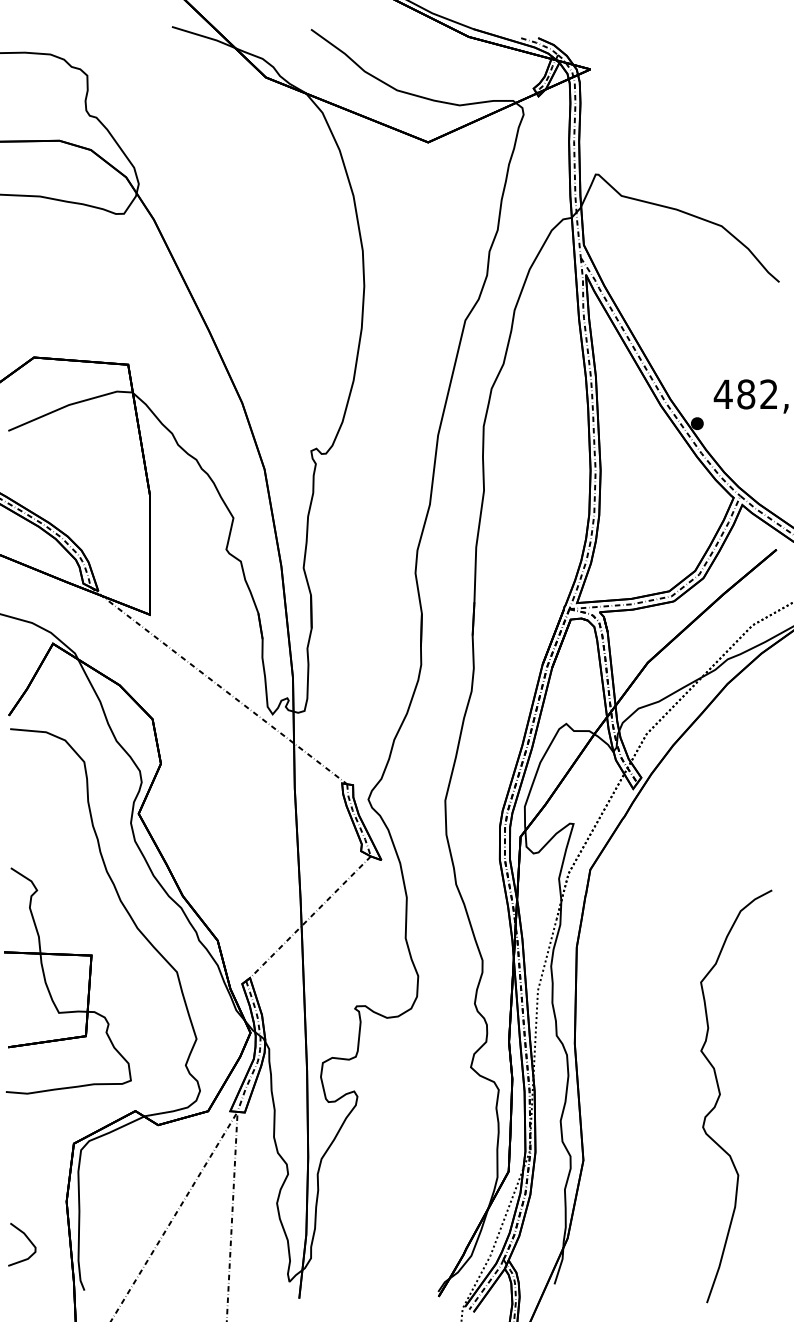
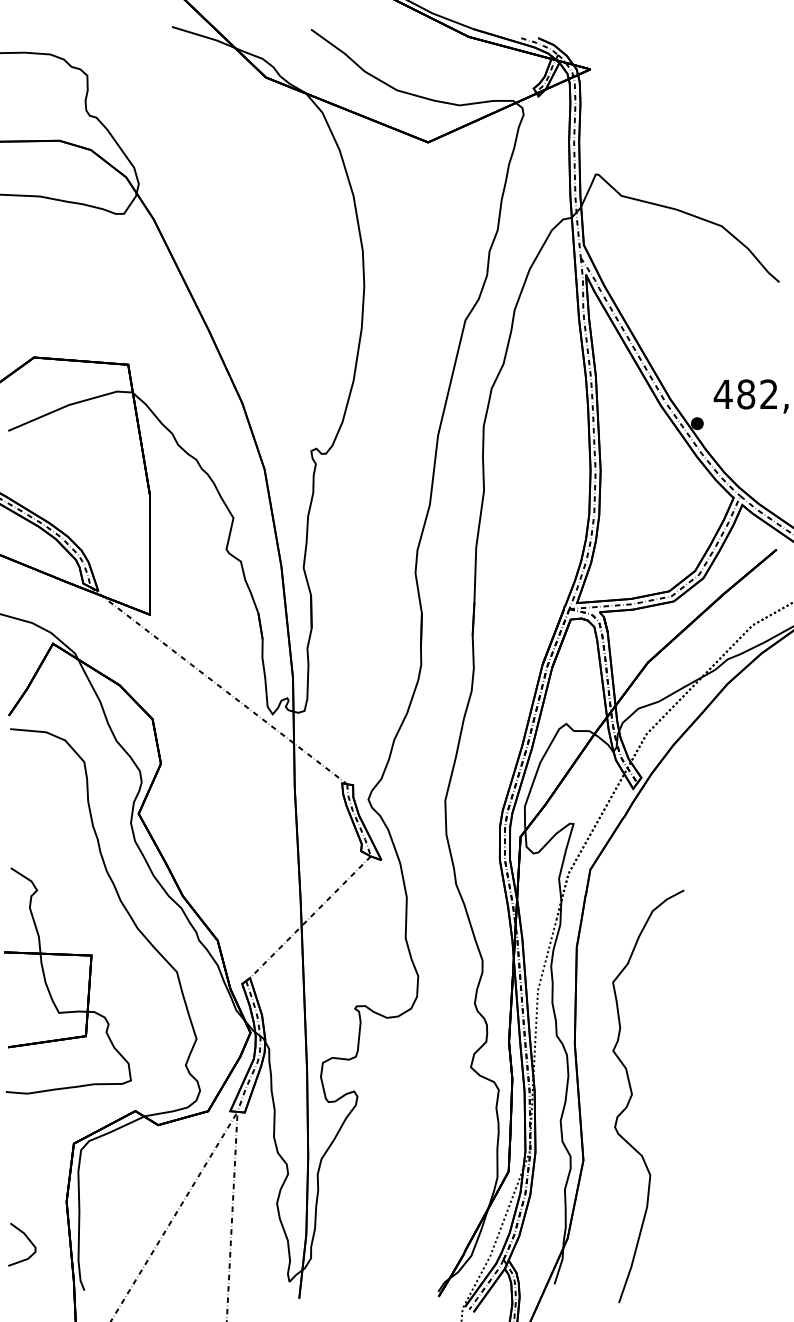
curve position: (720, 1096) -> (632, 1096) (632, 1096)
